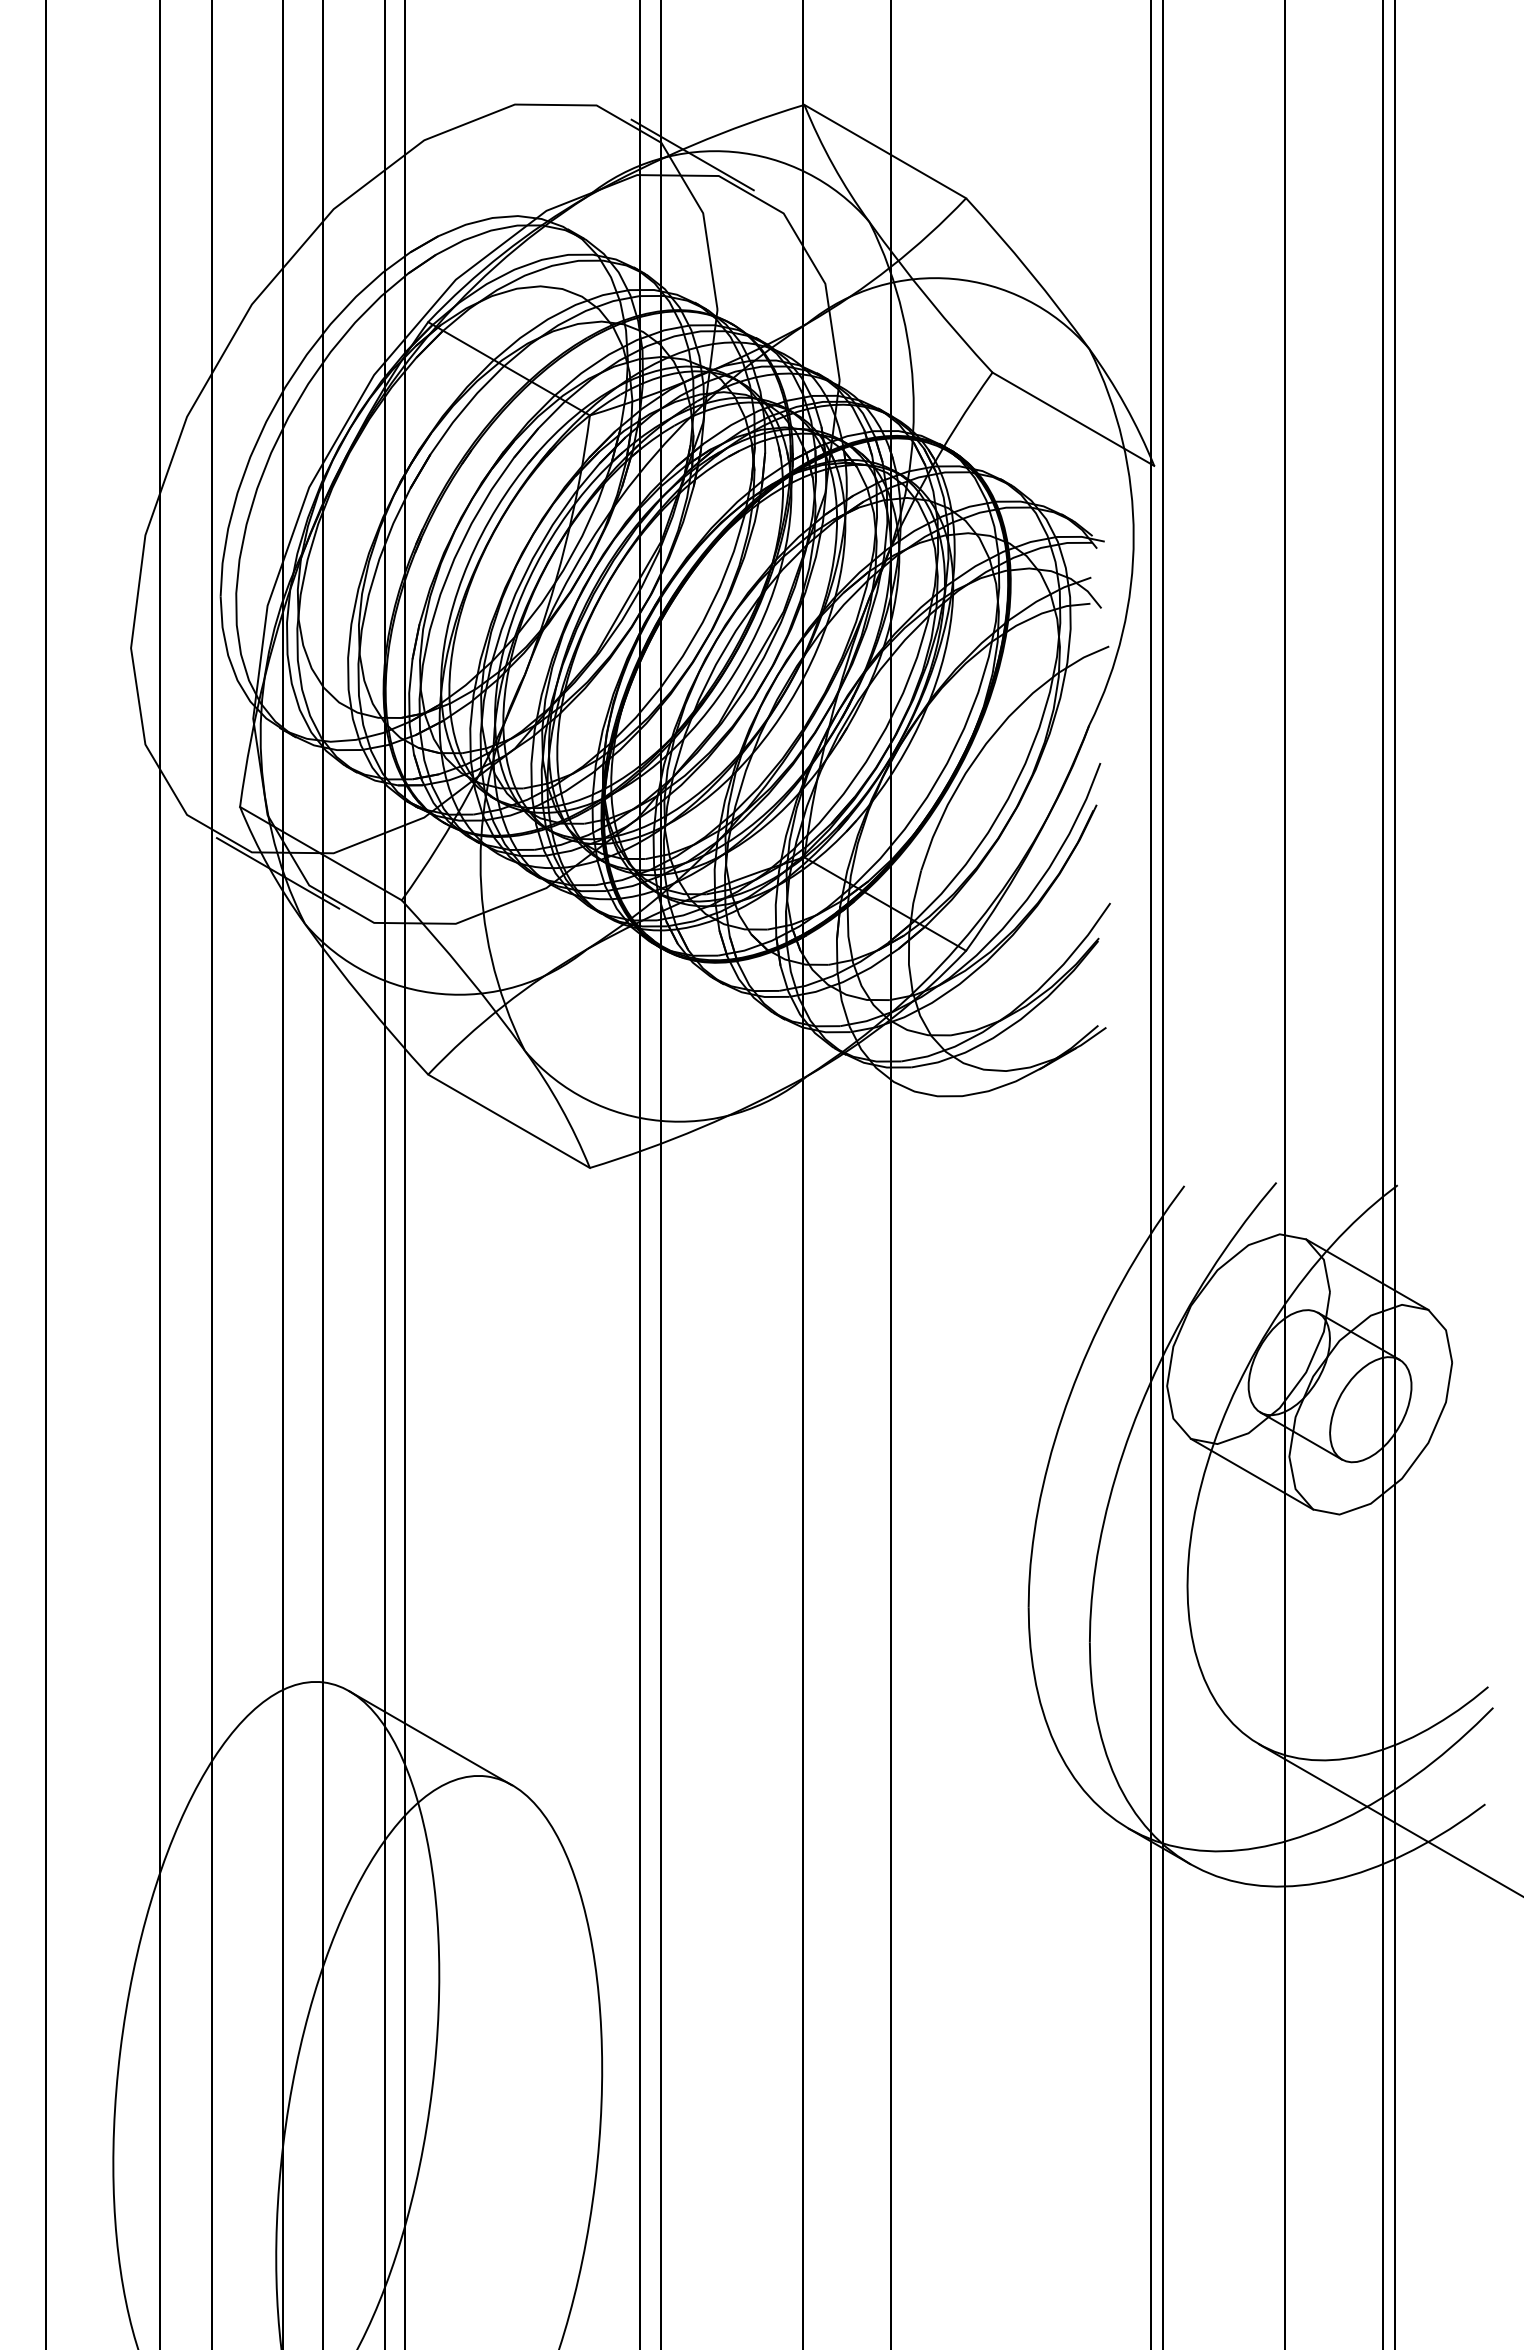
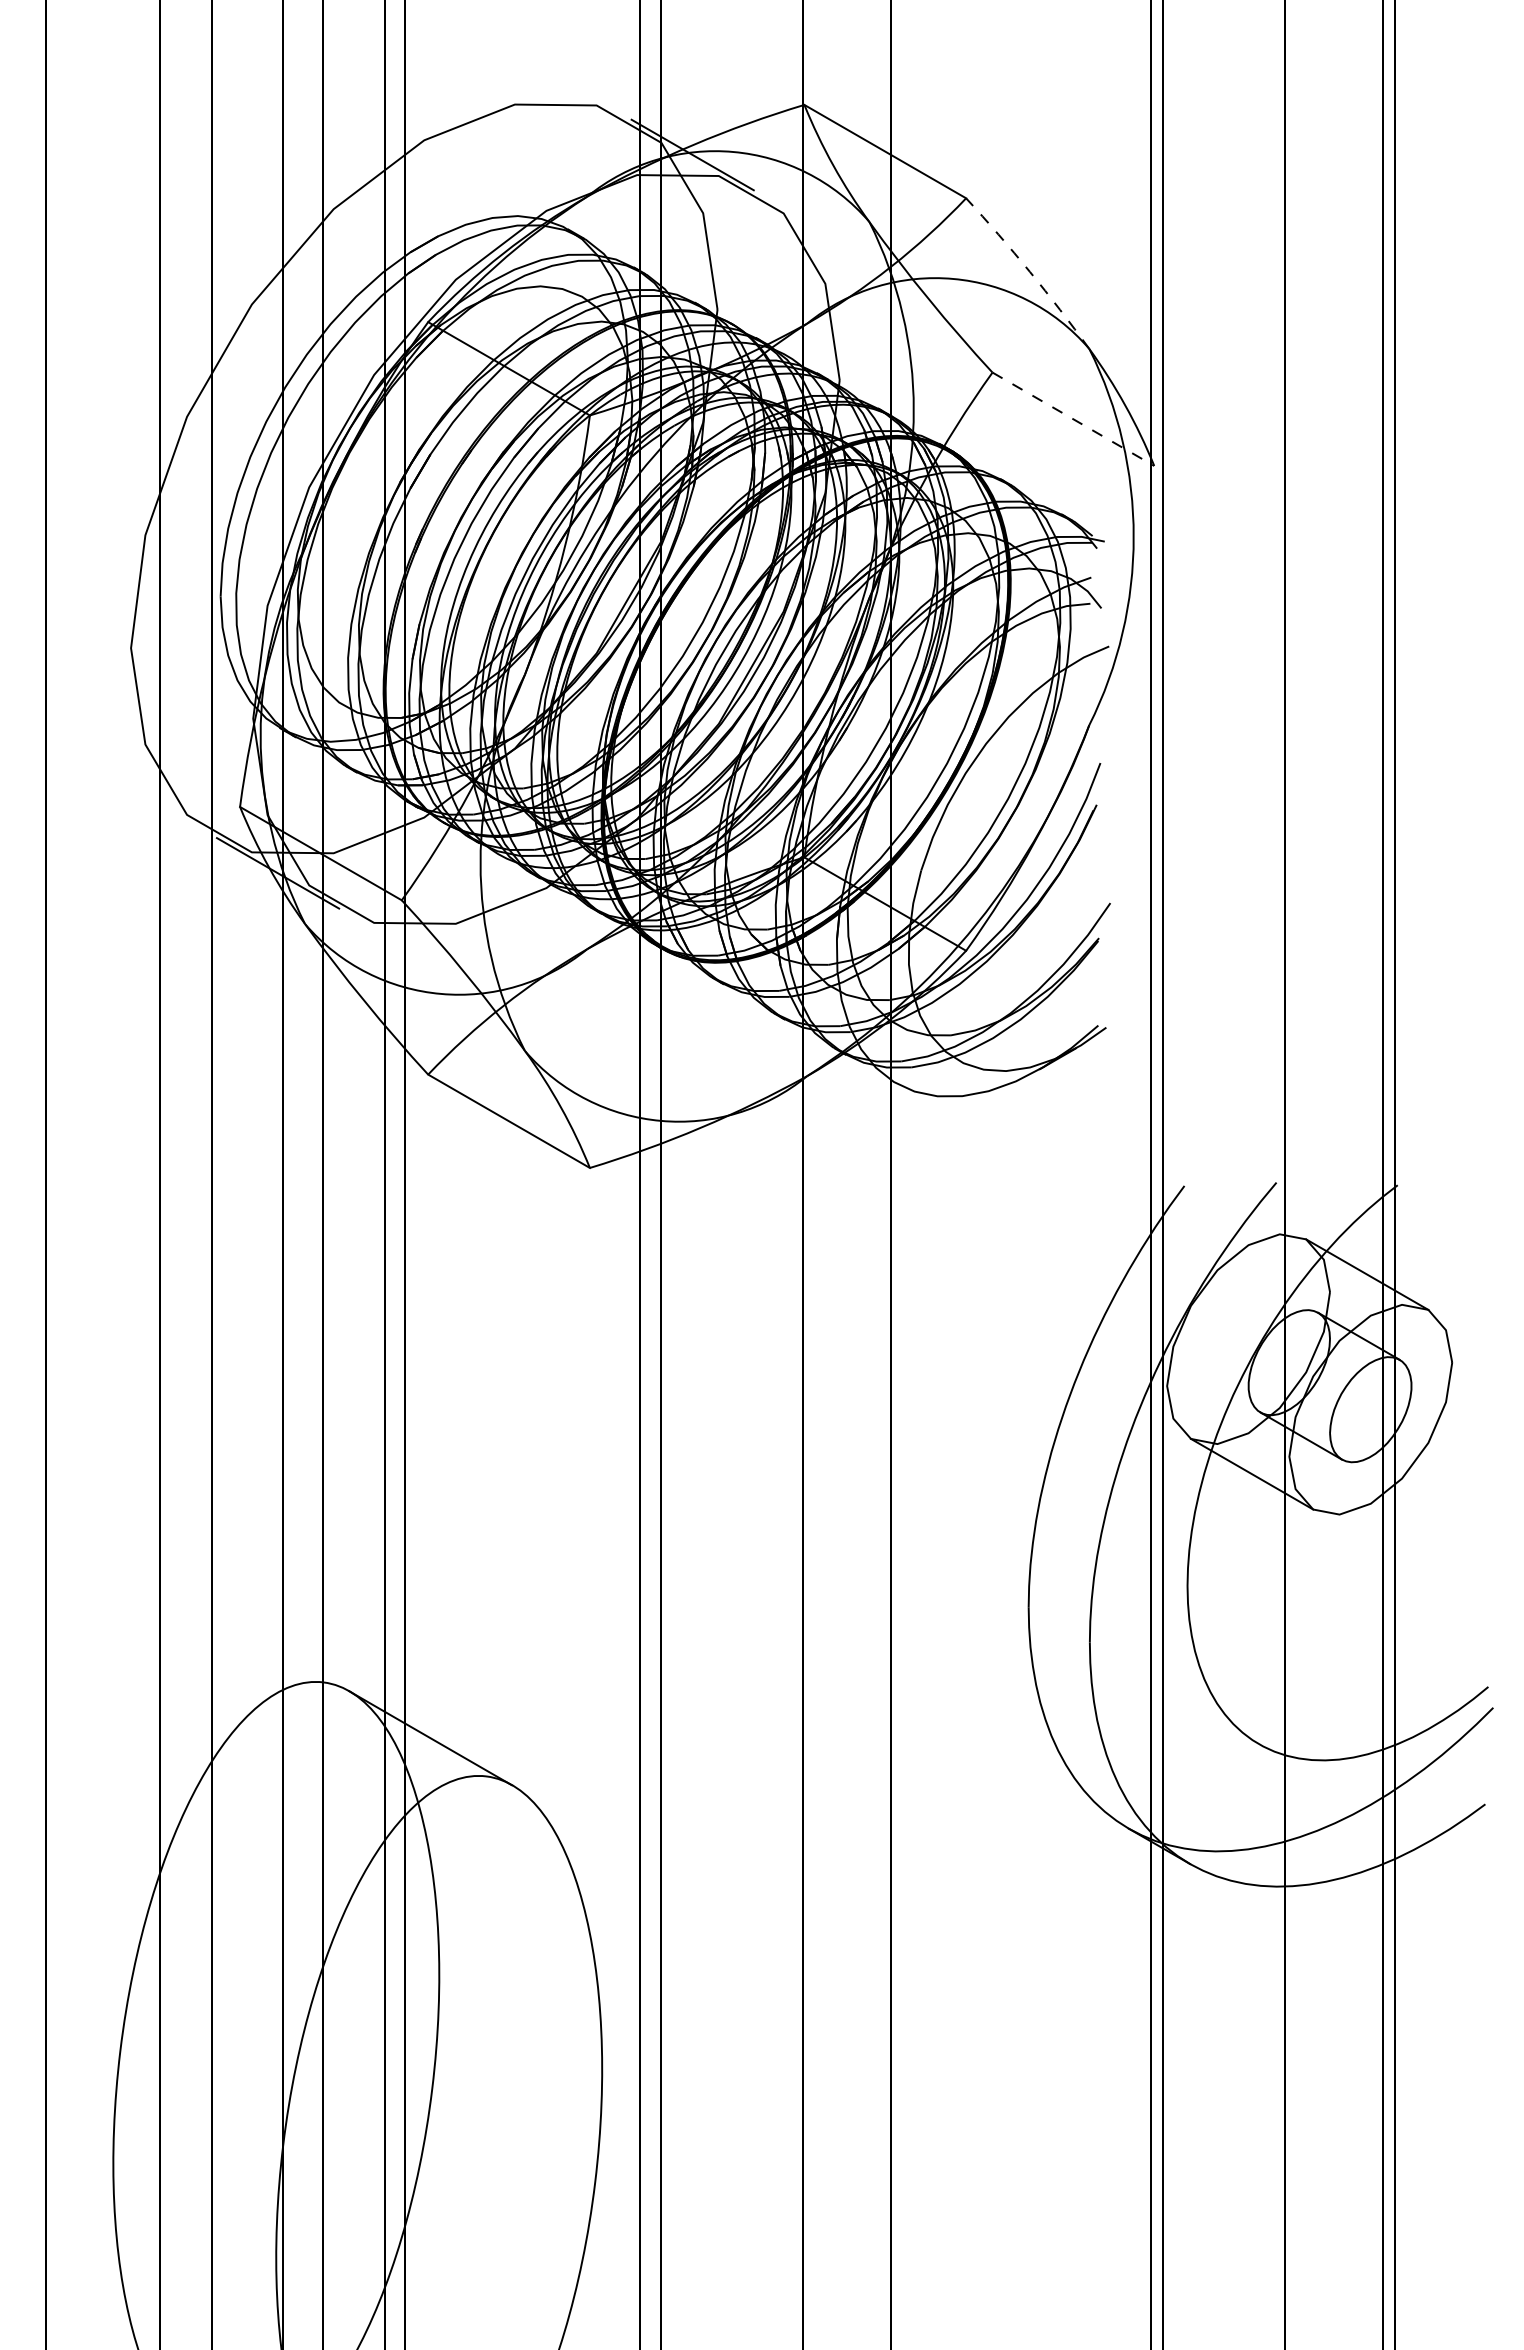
arc: solid -> dashed (1029, 271)
line: solid -> dashed (1073, 419)
line: present -> none (1389, 1819)
